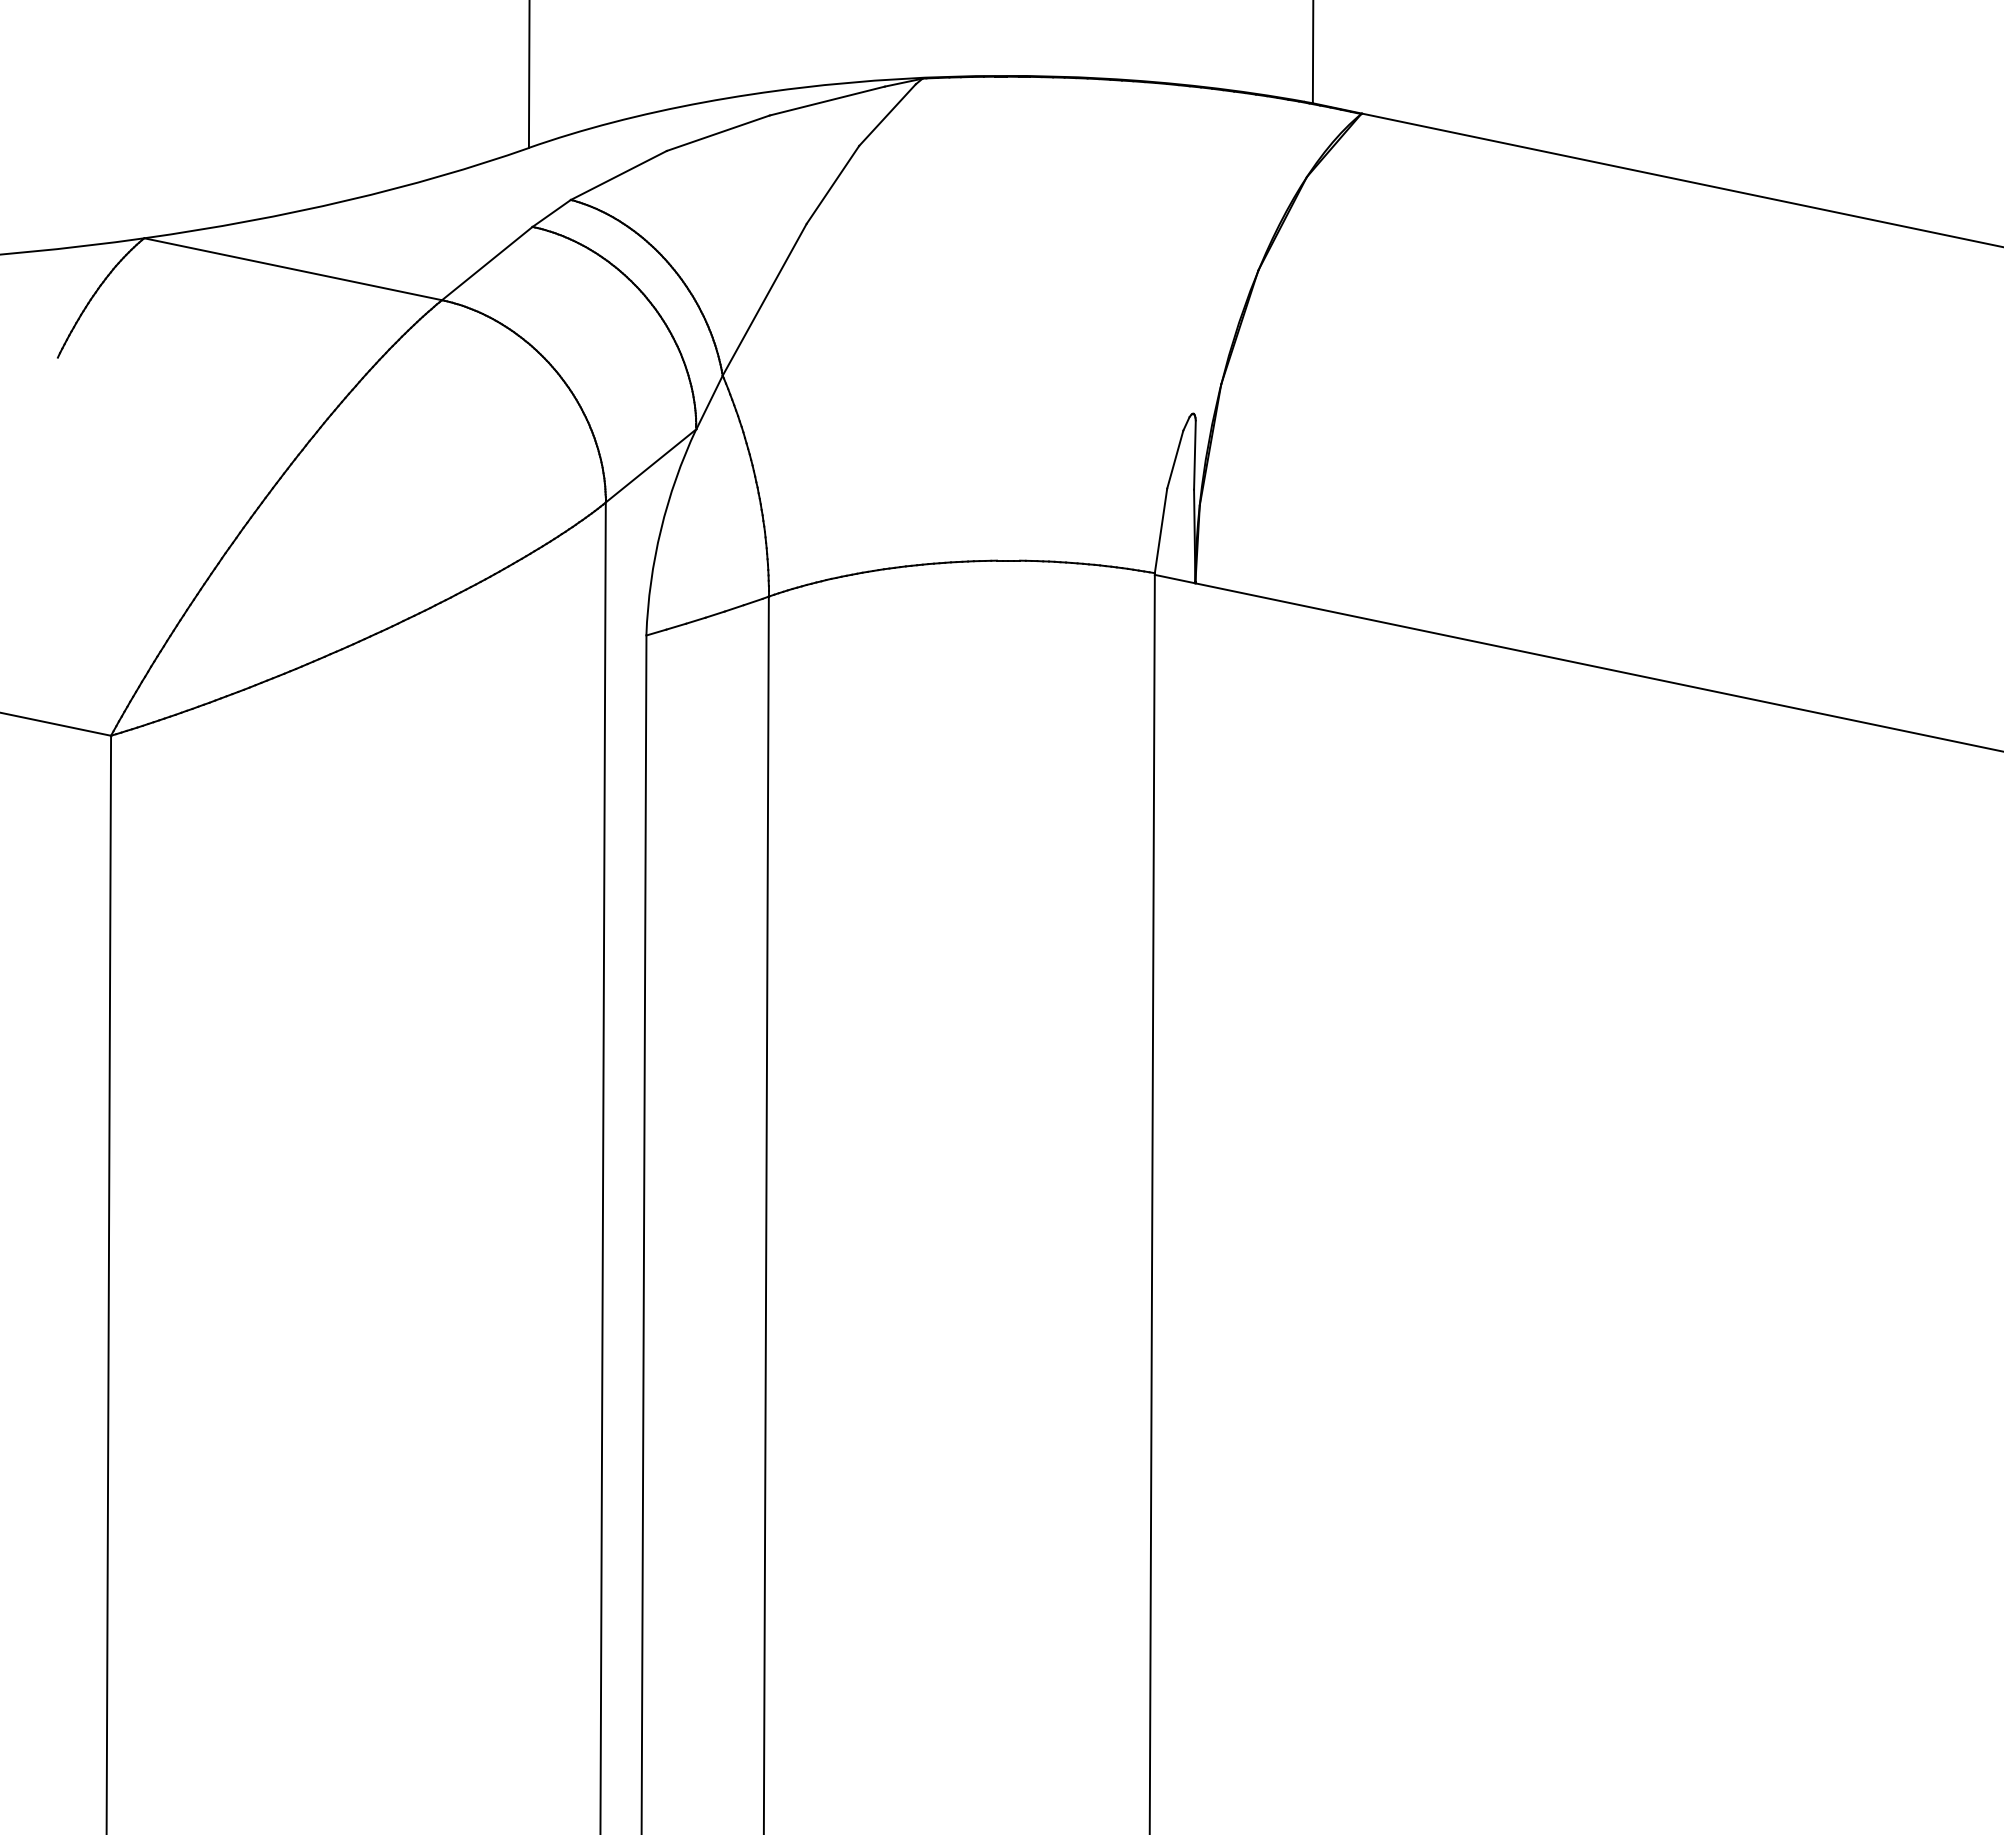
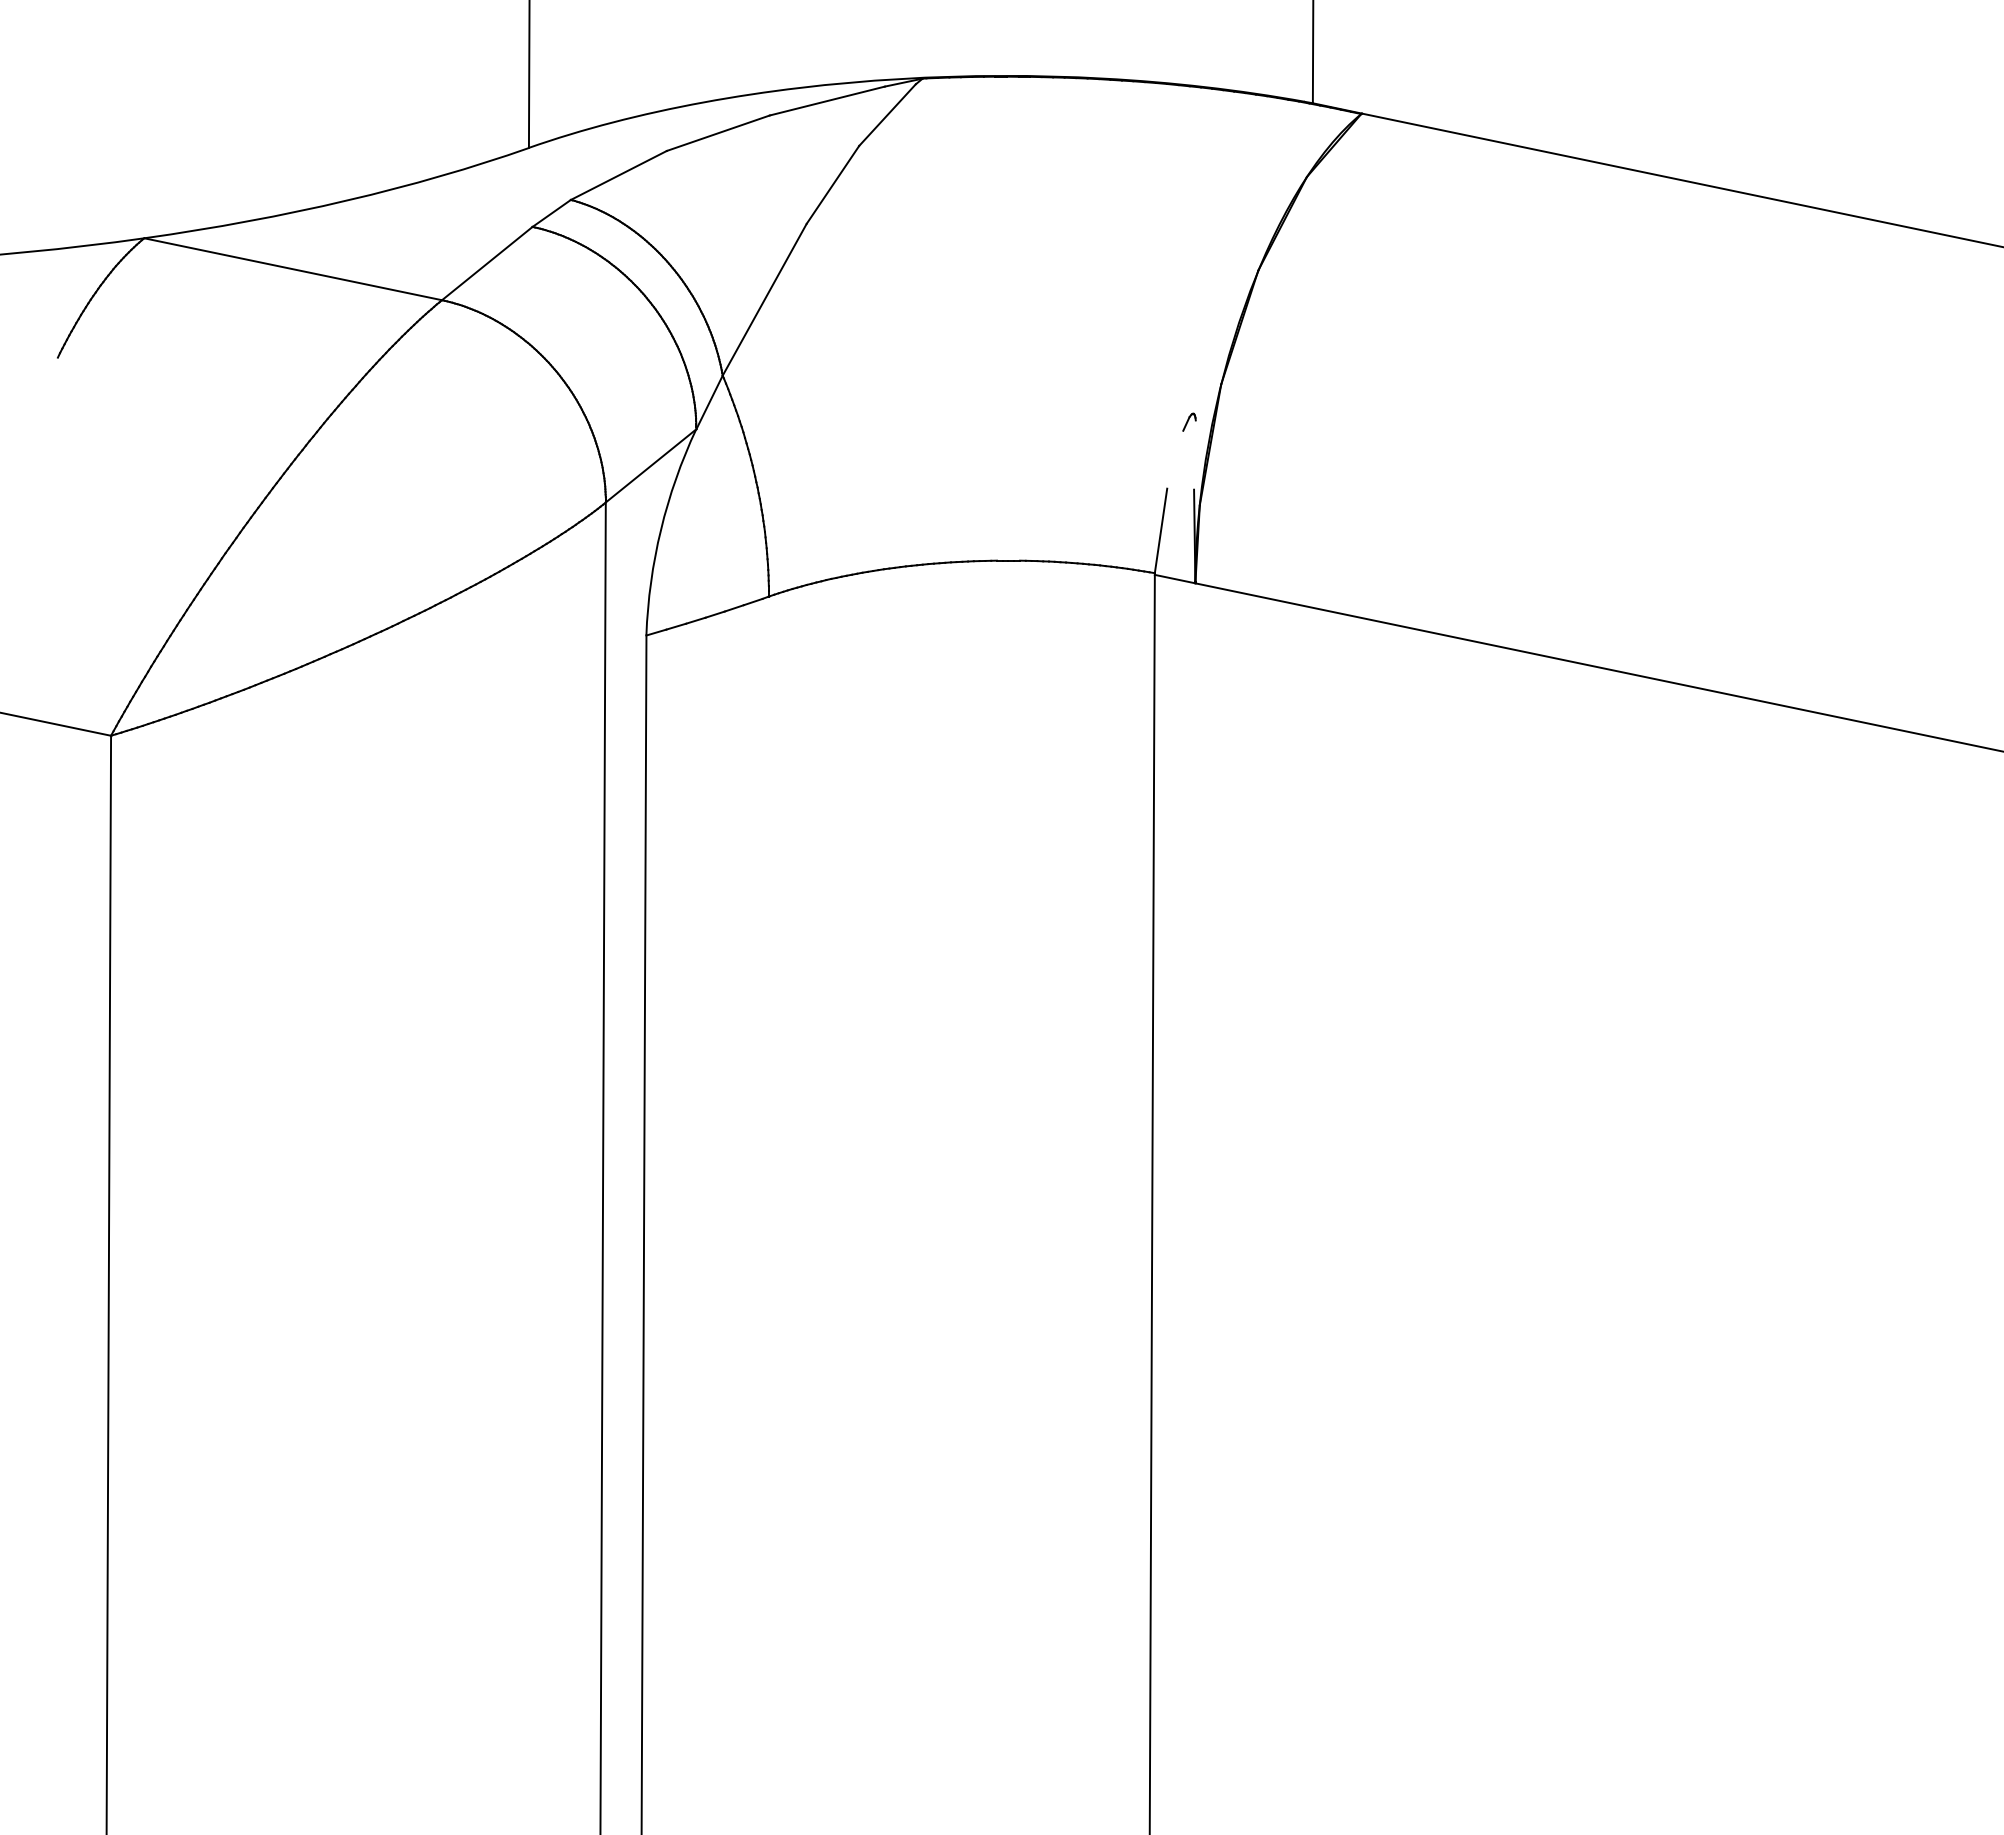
line: present -> none (1194, 454)
line: present -> none (1175, 459)
line: present -> none (765, 1213)
